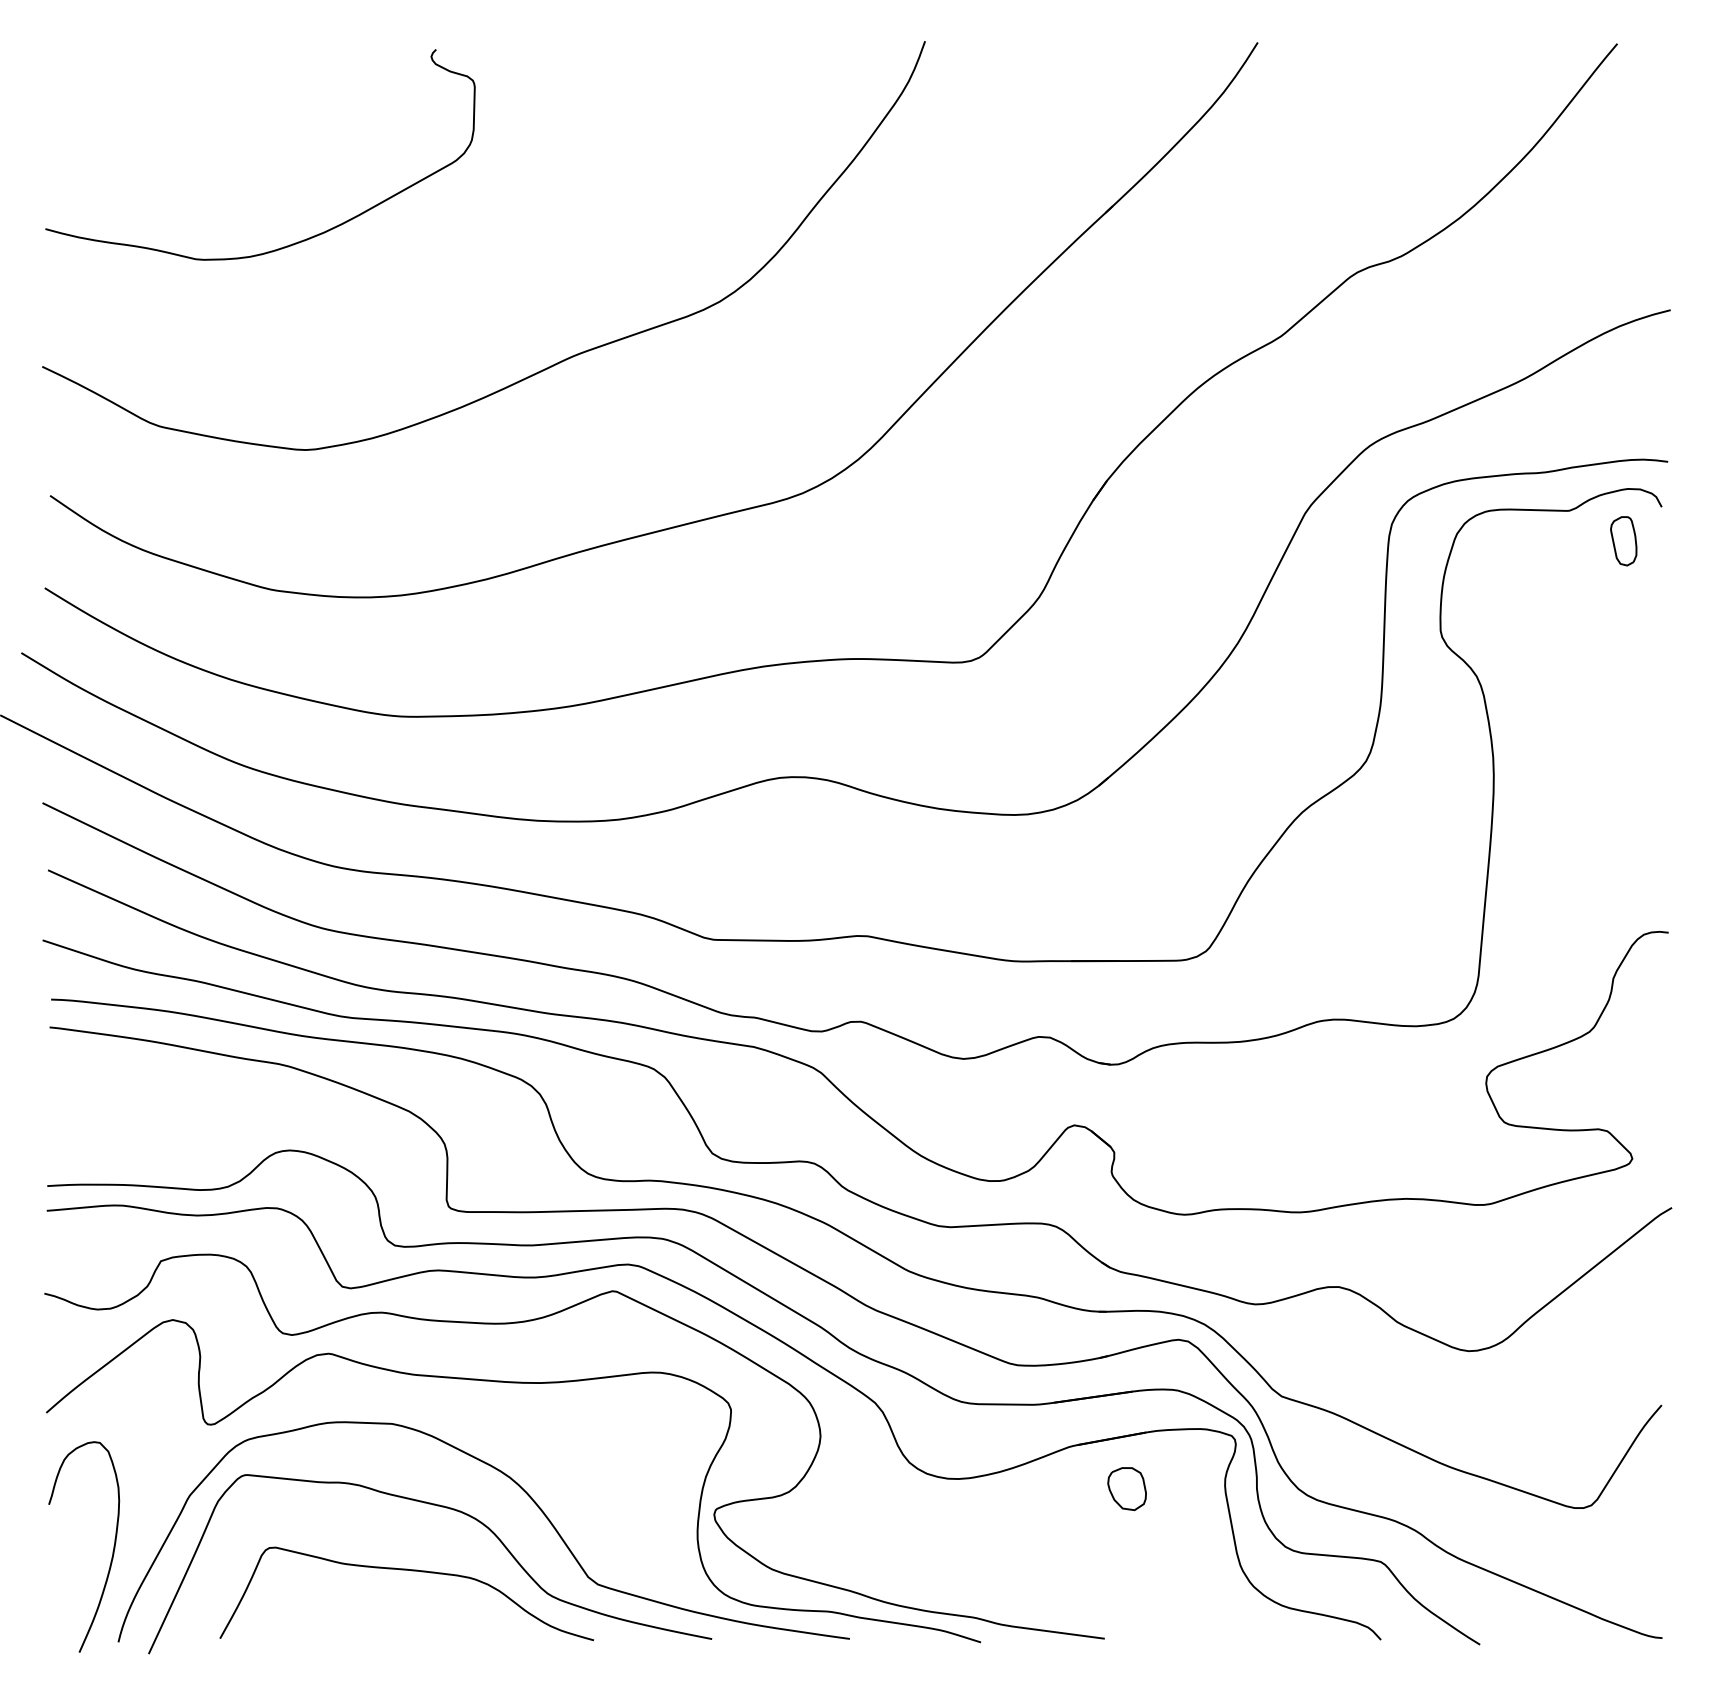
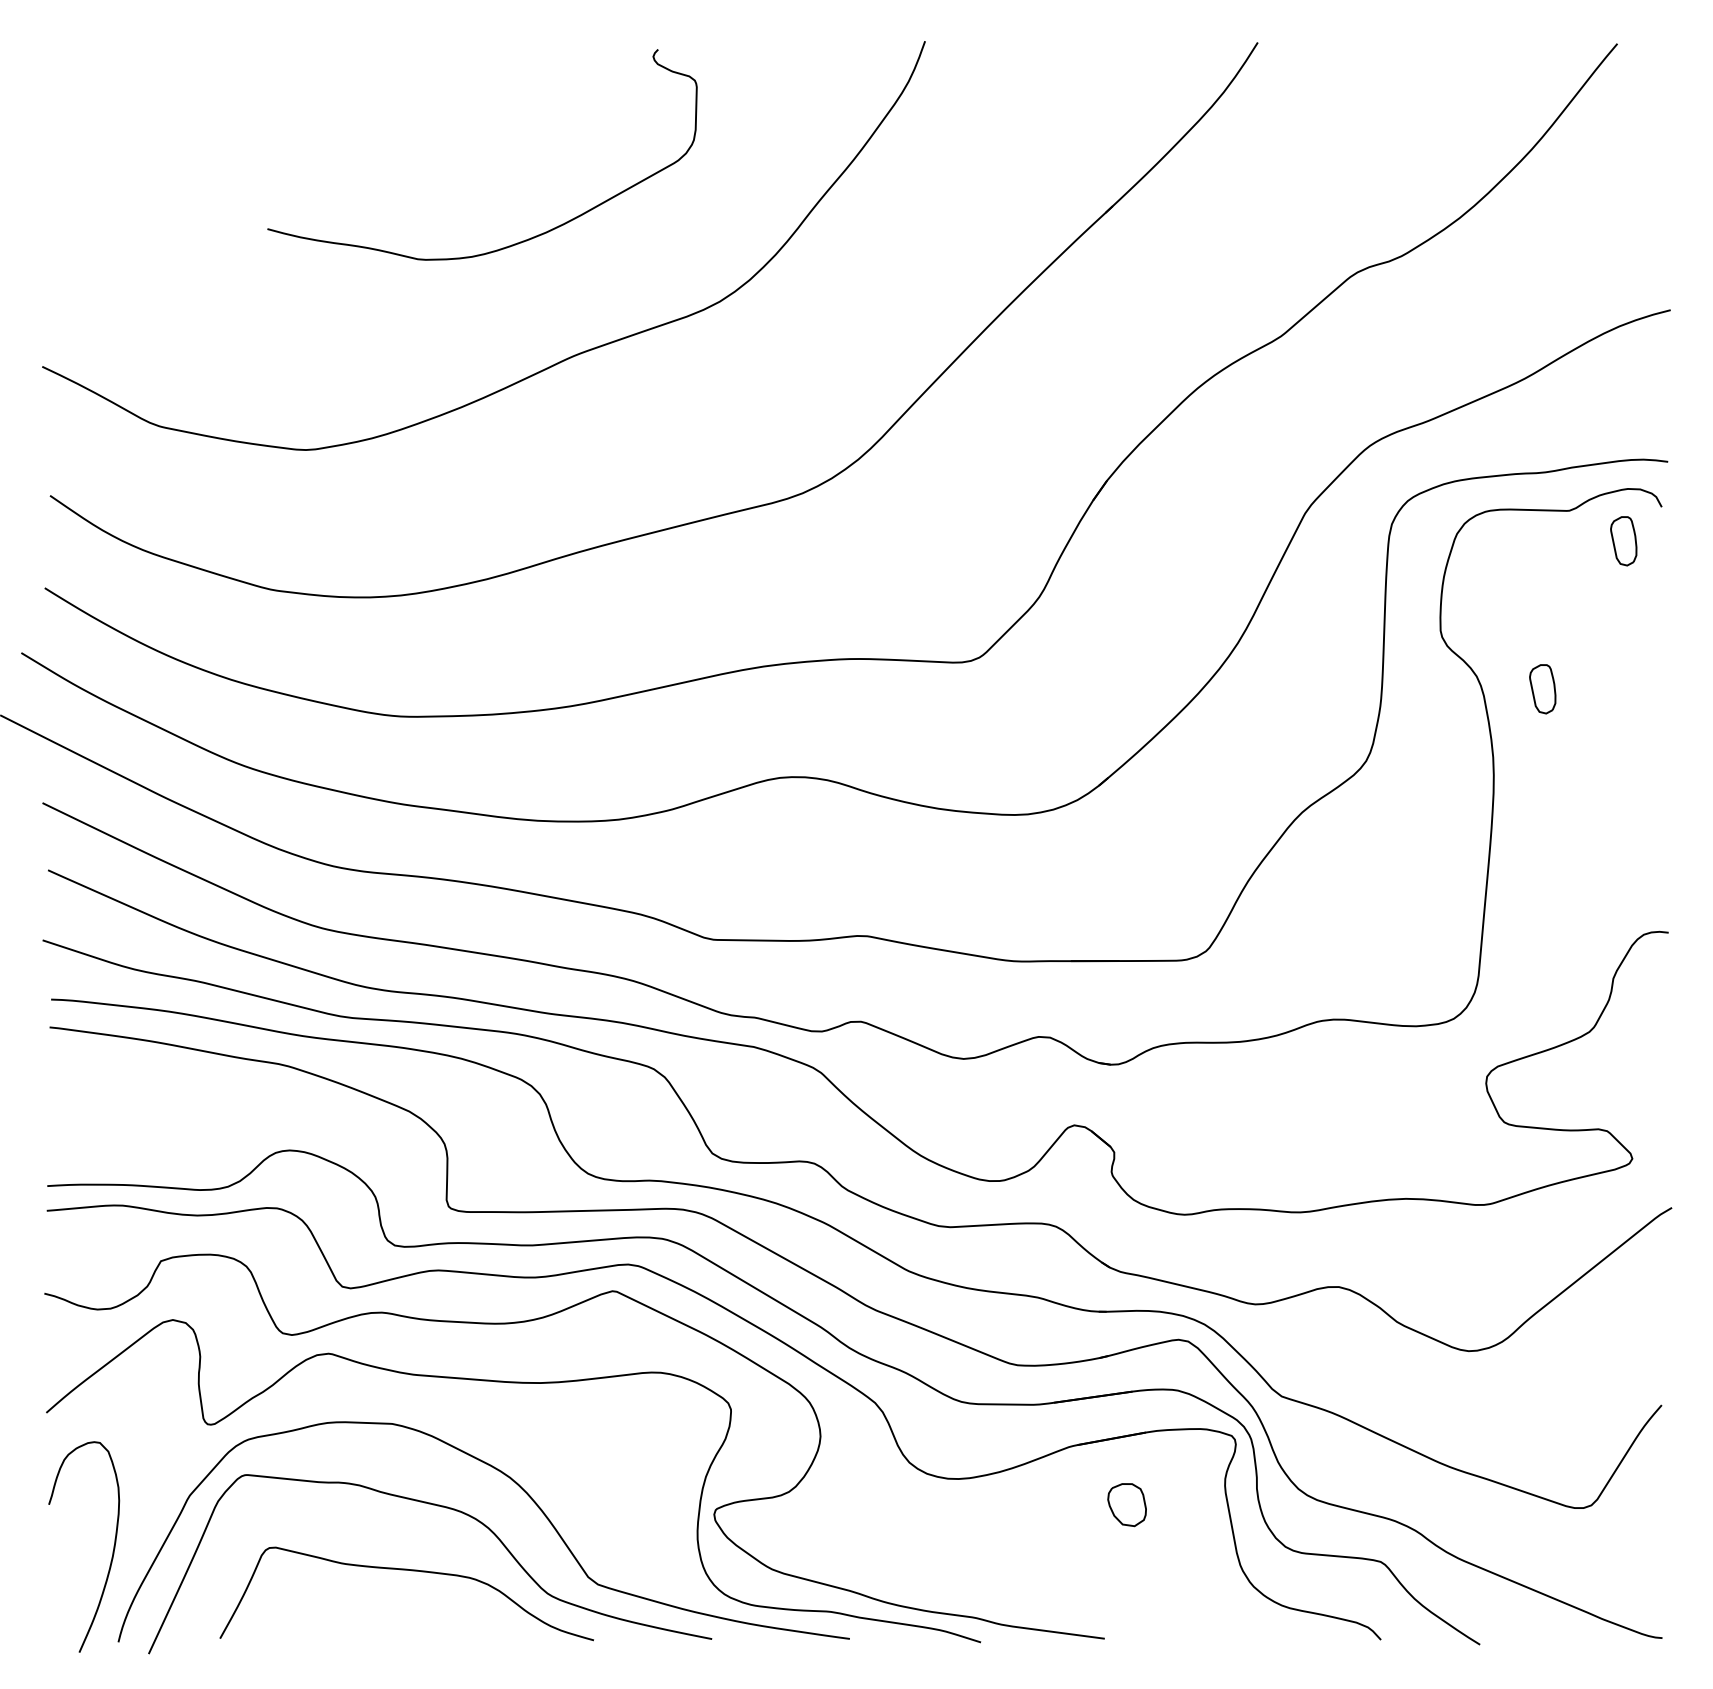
curve position: (289, 244) -> (511, 244) (511, 244)
part: none -> present (1542, 689)
part position: (1126, 1489) -> (1126, 1505) (1126, 1505)
